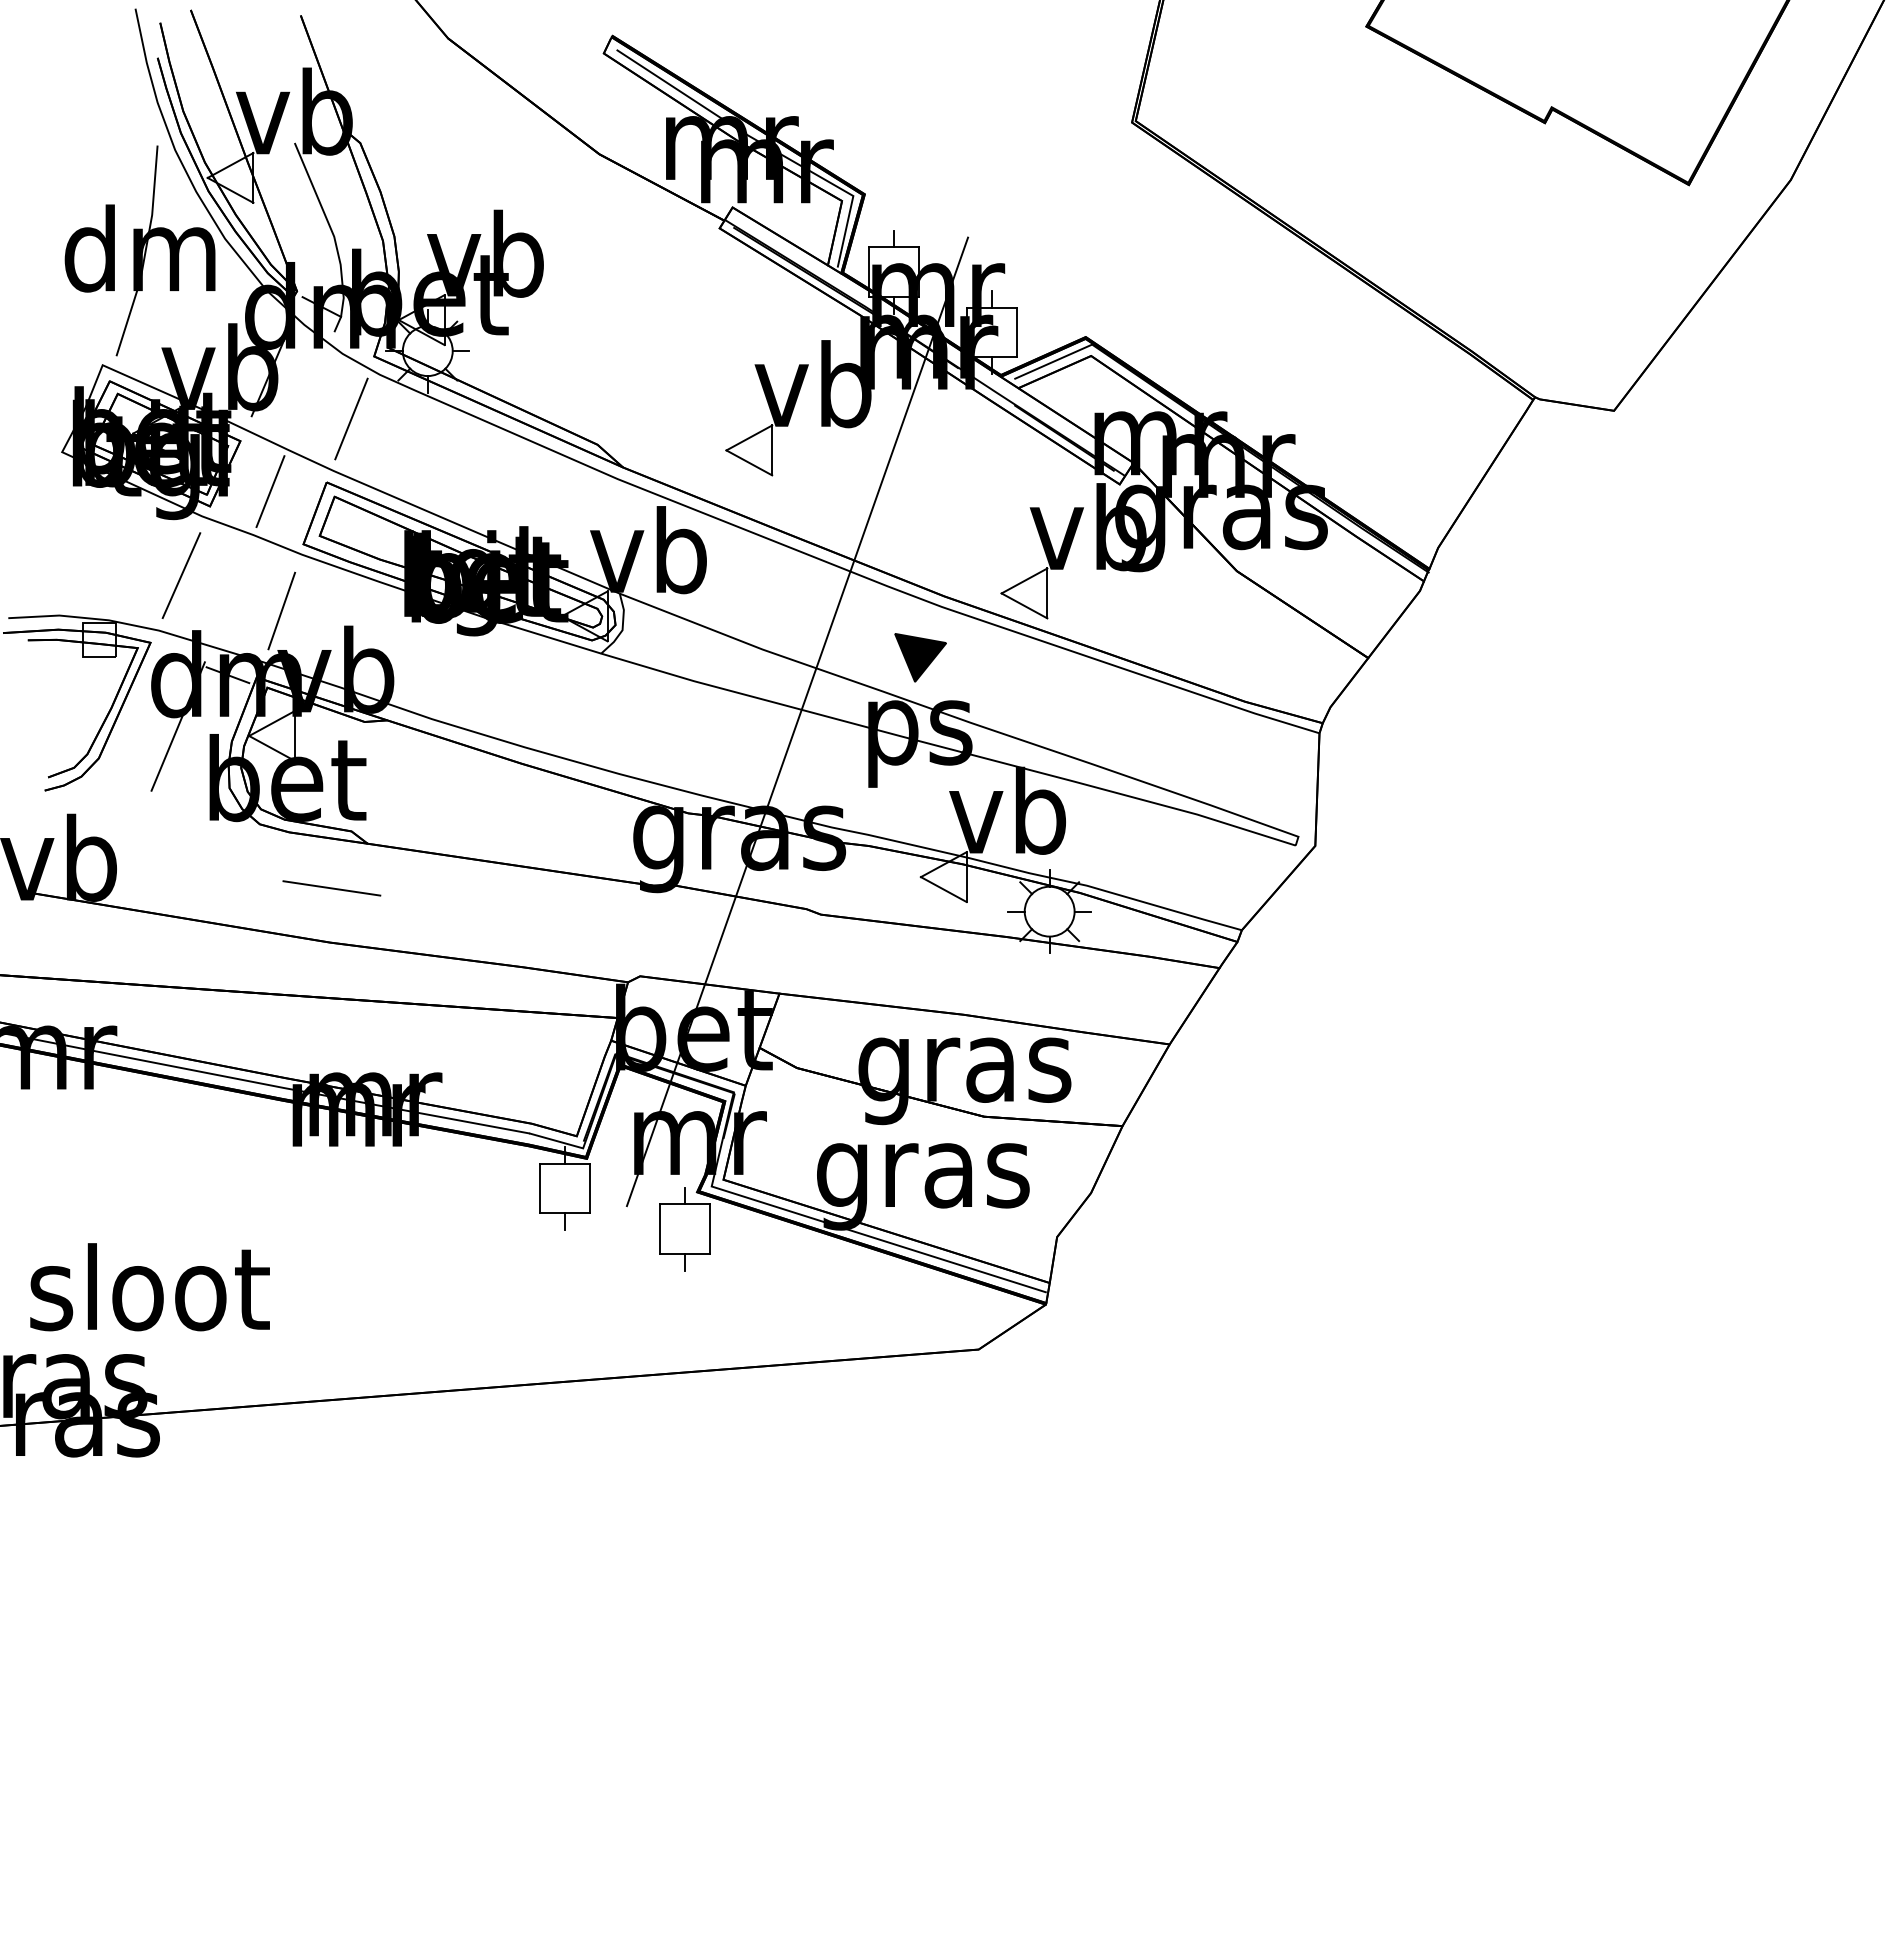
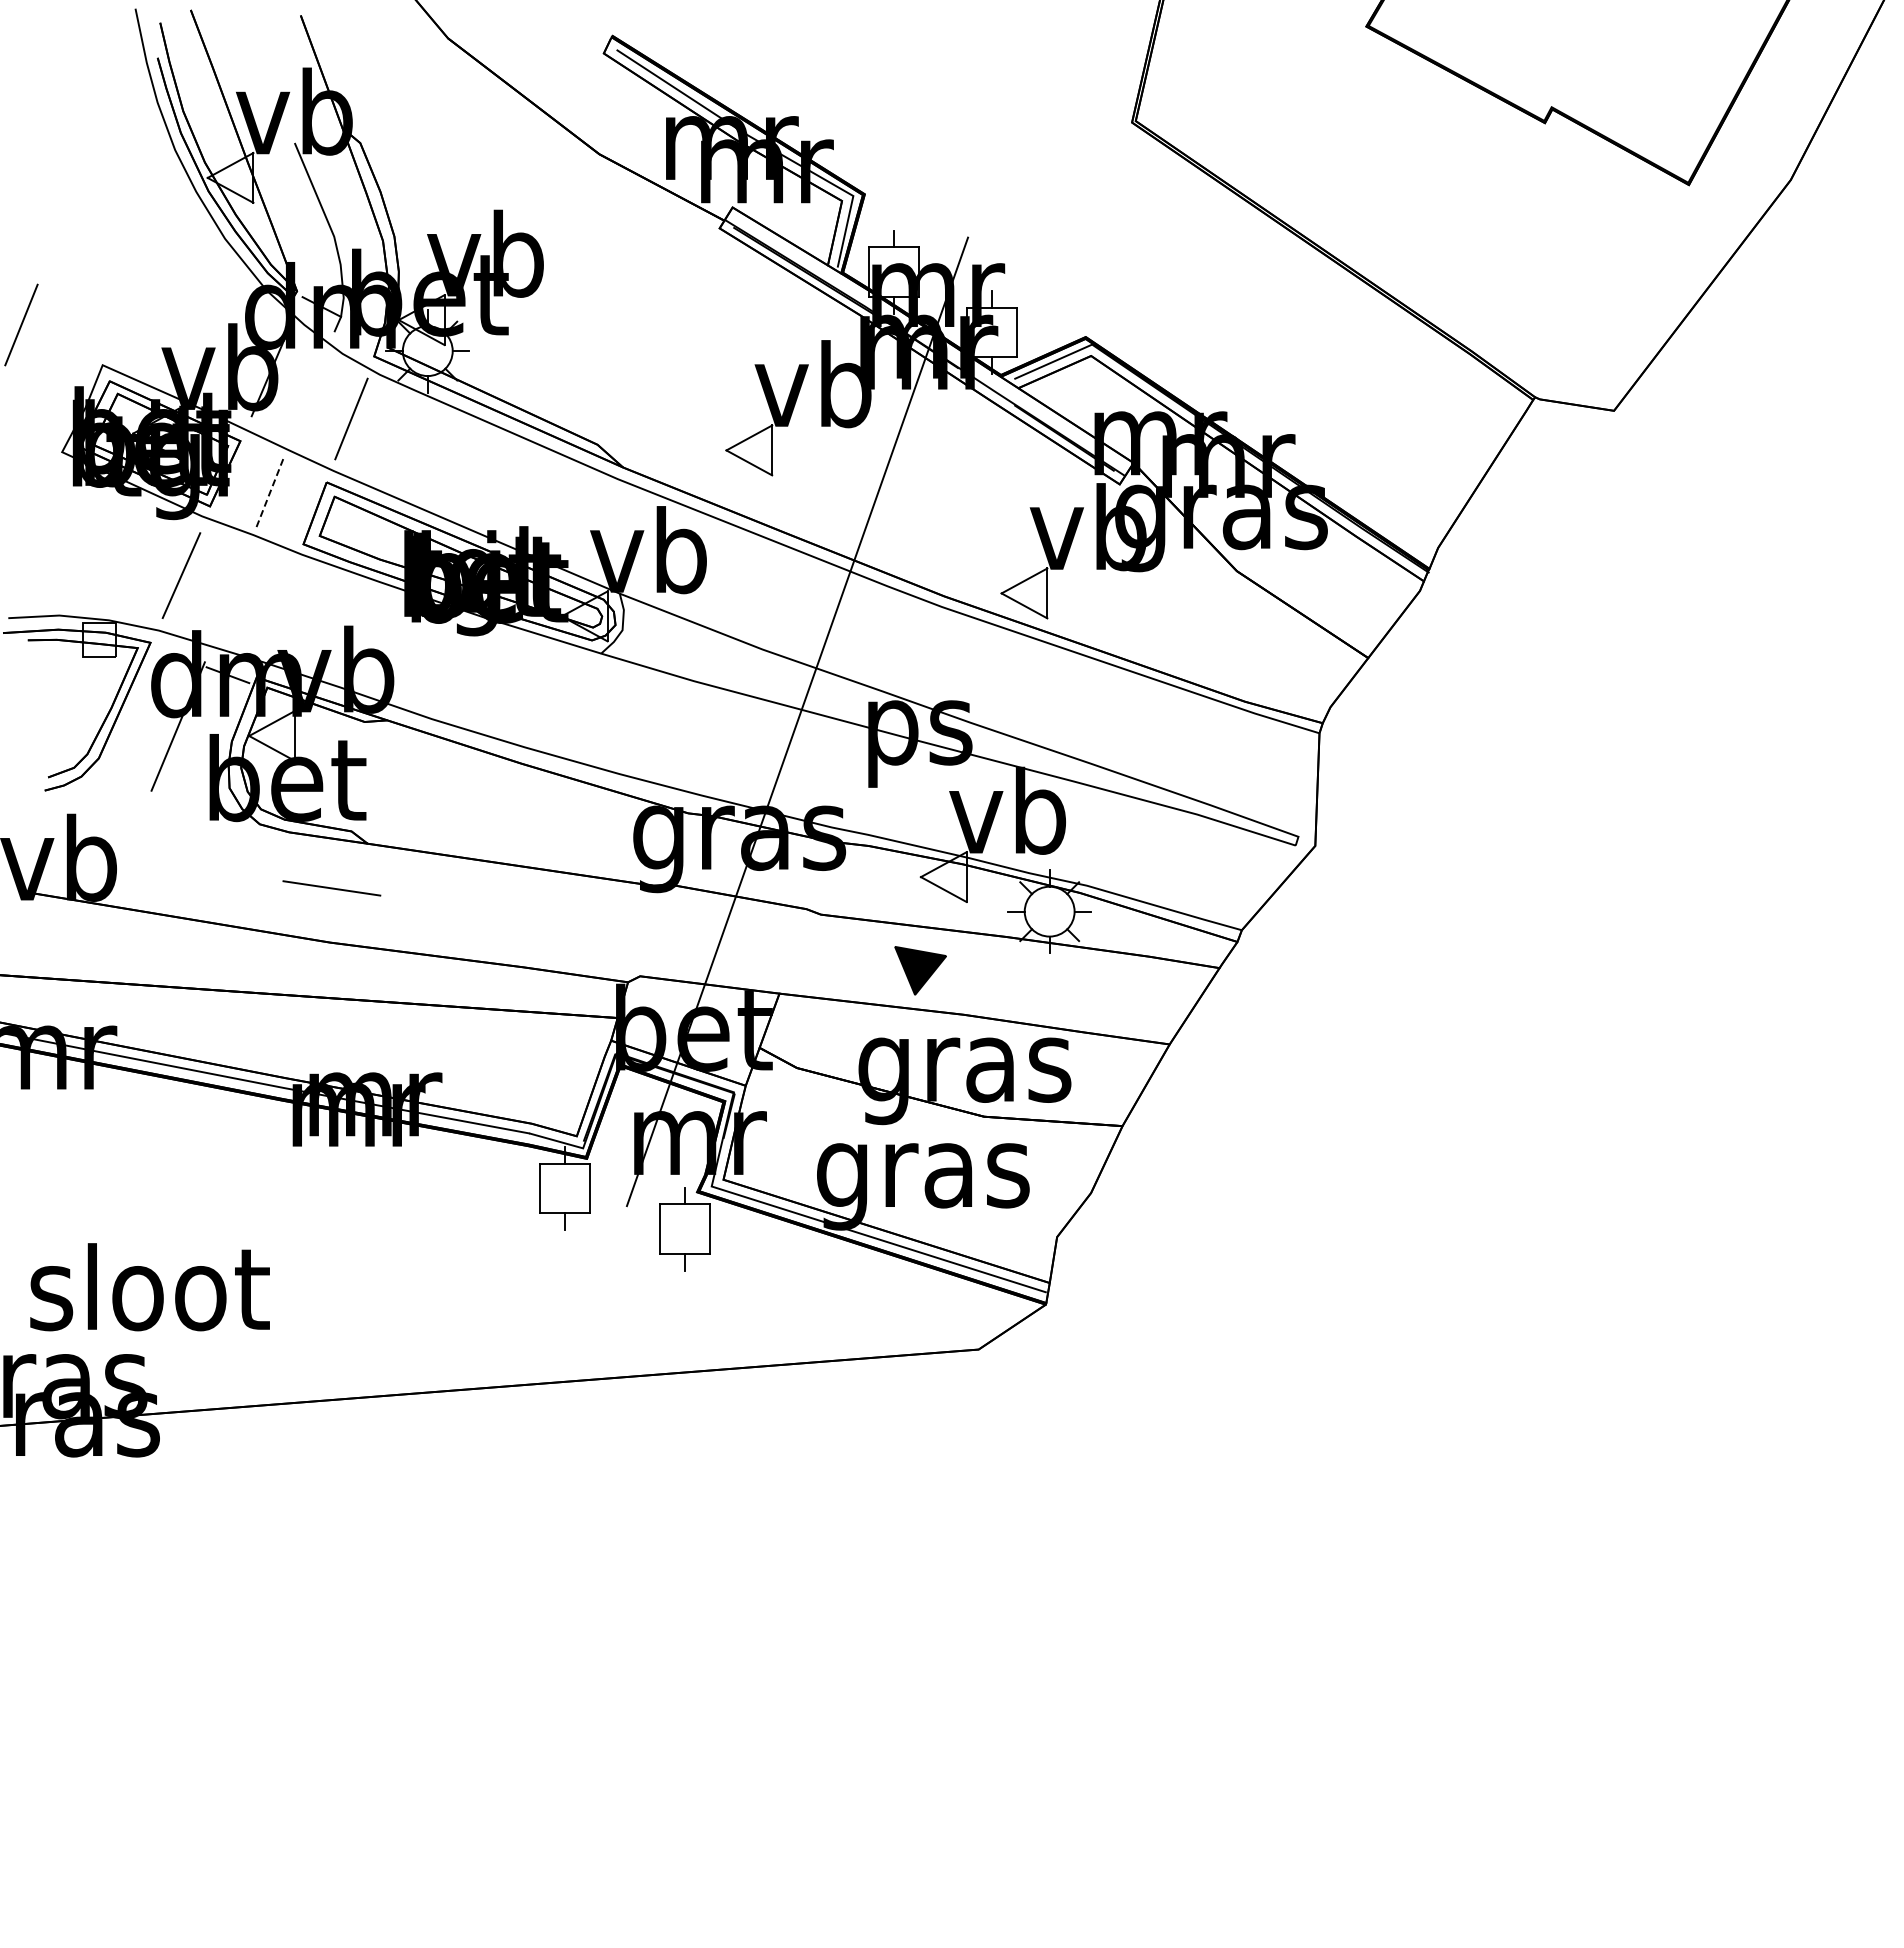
part: present -> none (139, 250)
line: none -> present (21, 324)
line: solid -> dashed (270, 491)
line: present -> none (281, 610)
part position: (920, 657) -> (920, 970) (920, 970)
